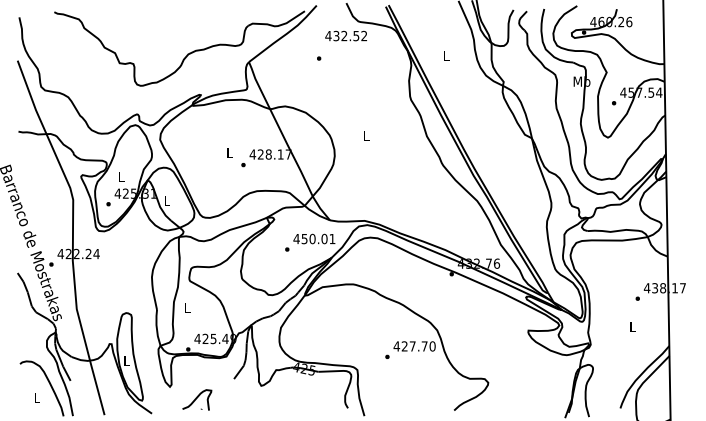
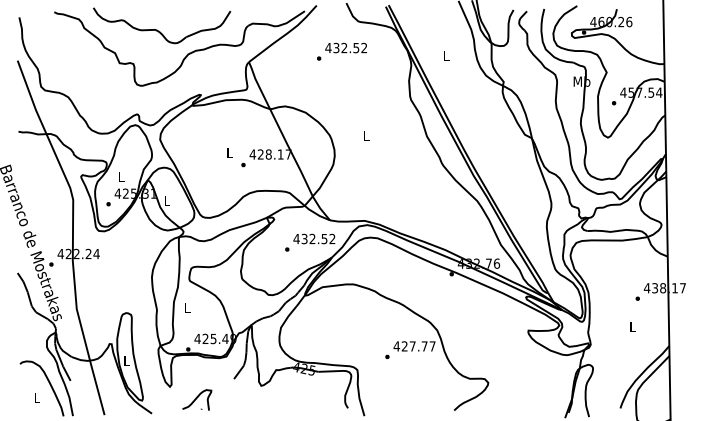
part: none -> present (160, 31)
text position: (345, 35) -> (345, 47) (345, 47)
text: 450.01 -> 432.52 (318, 238)
text: 427.70 -> 427.77 (432, 346)
